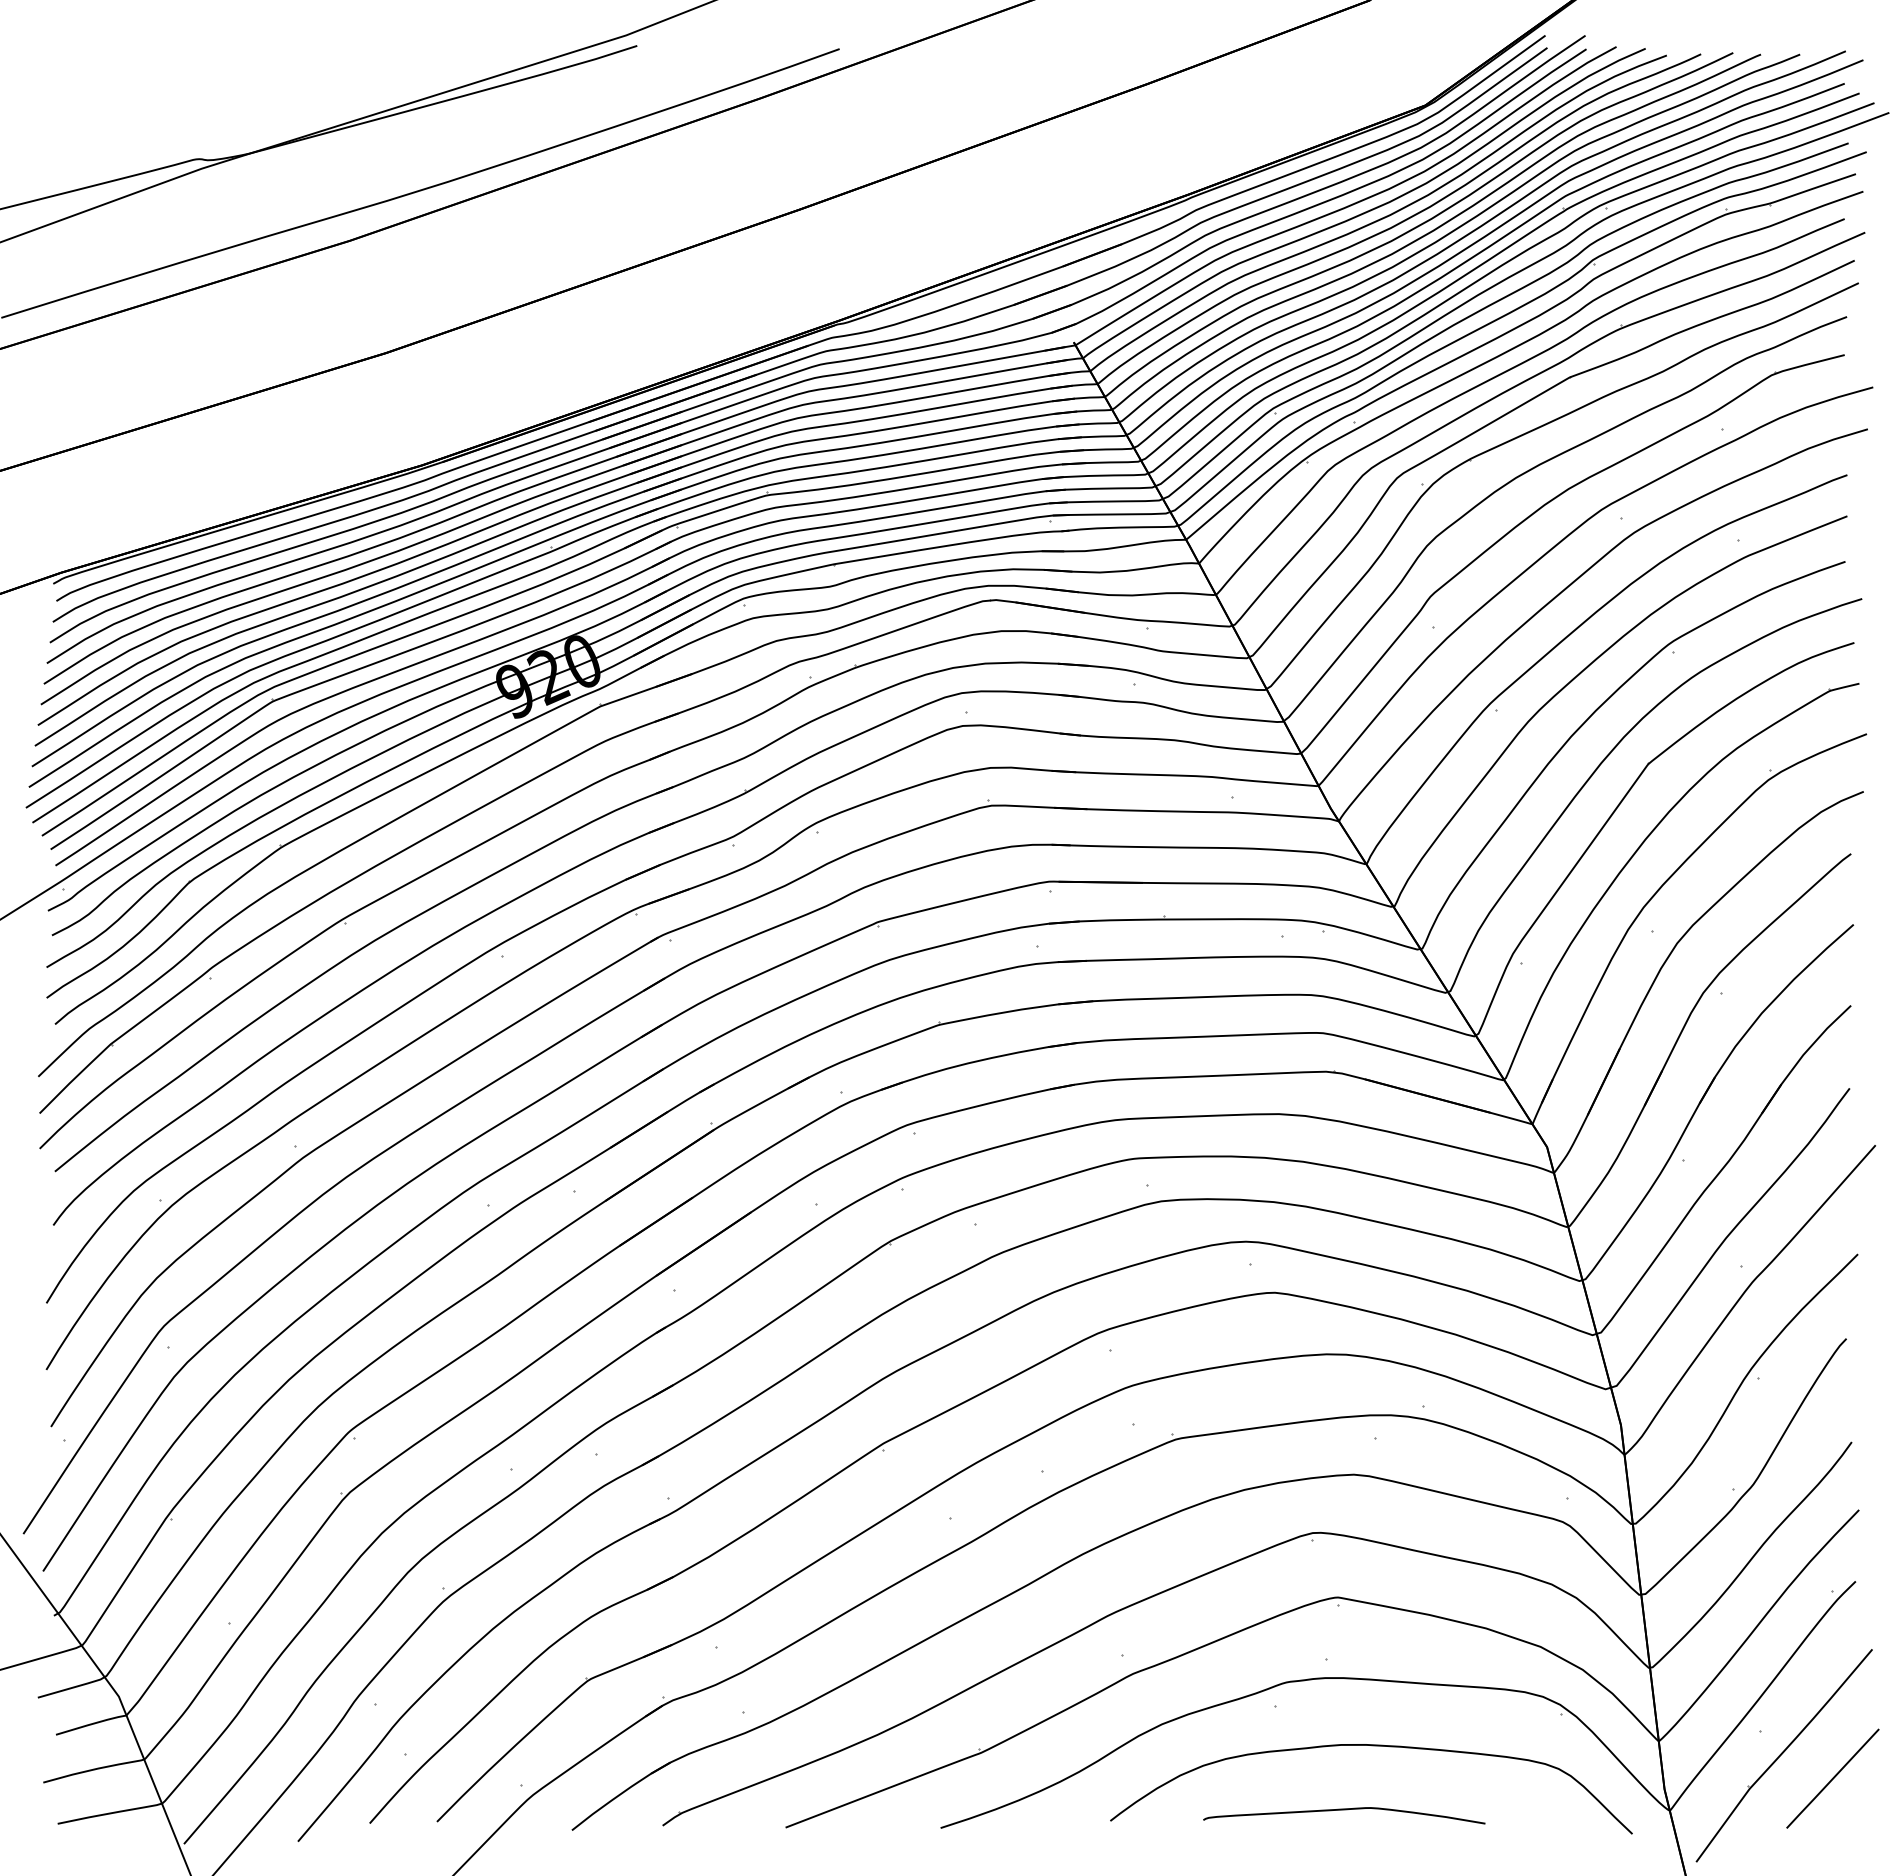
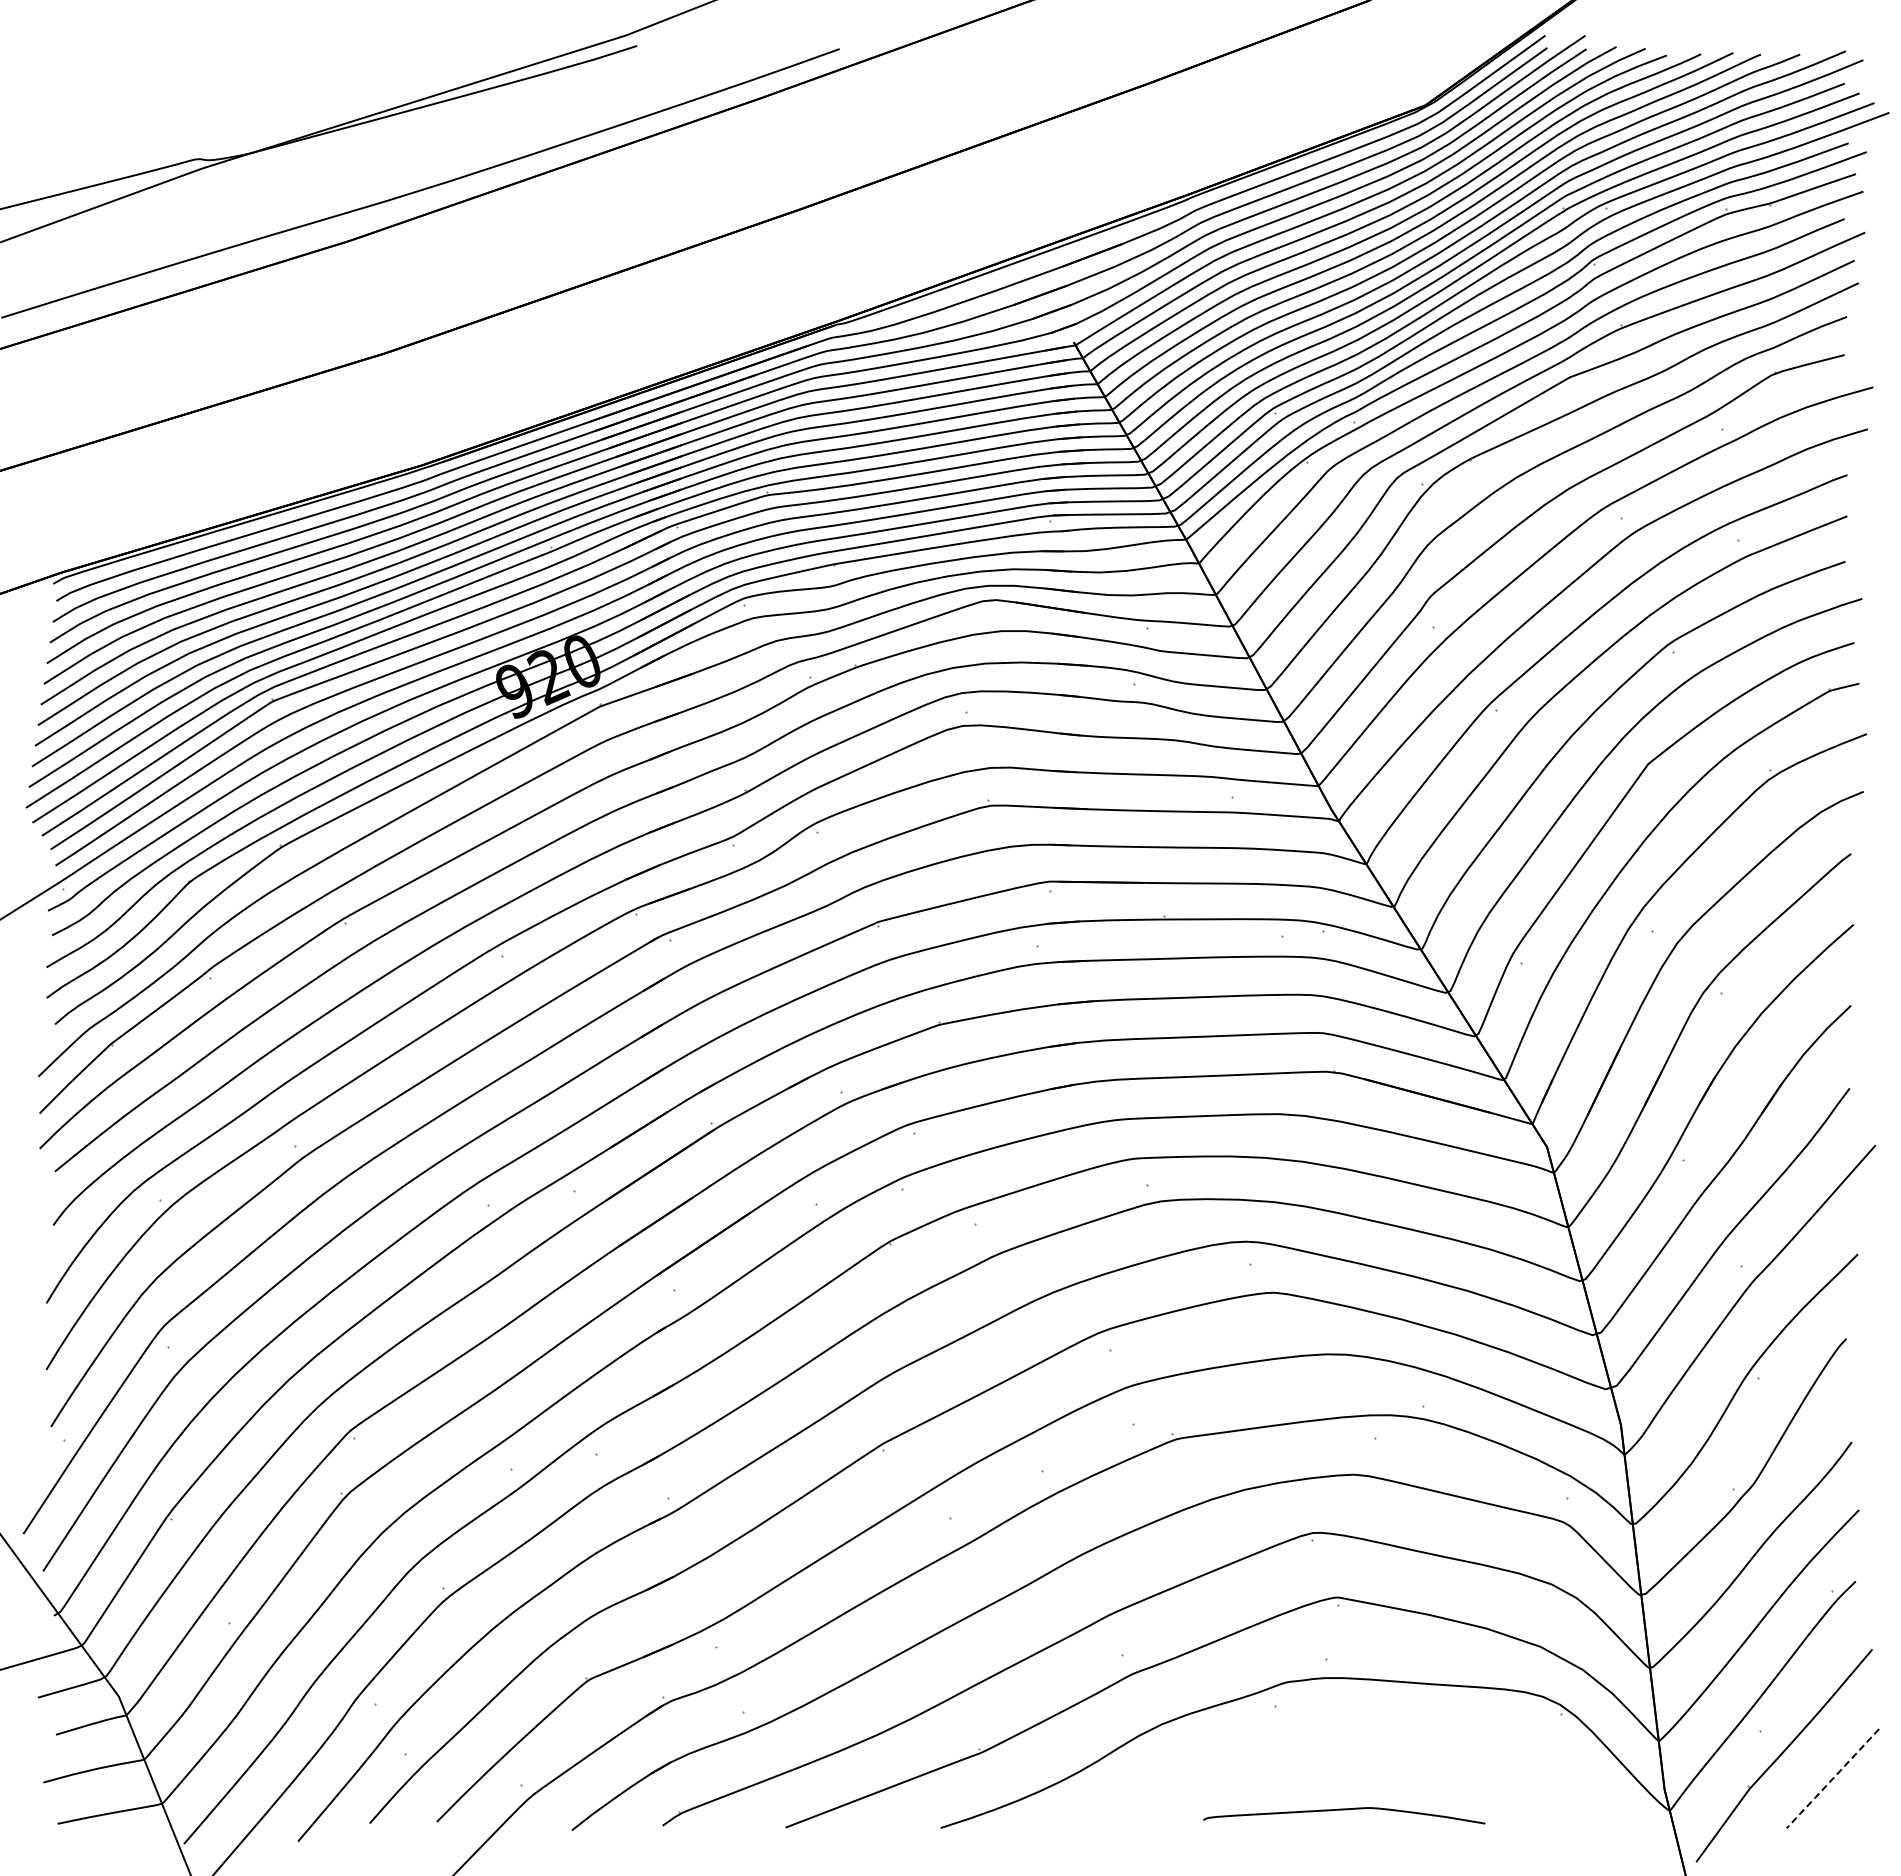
curve: present -> none (1371, 1746)
line: solid -> dashed (1832, 1779)
